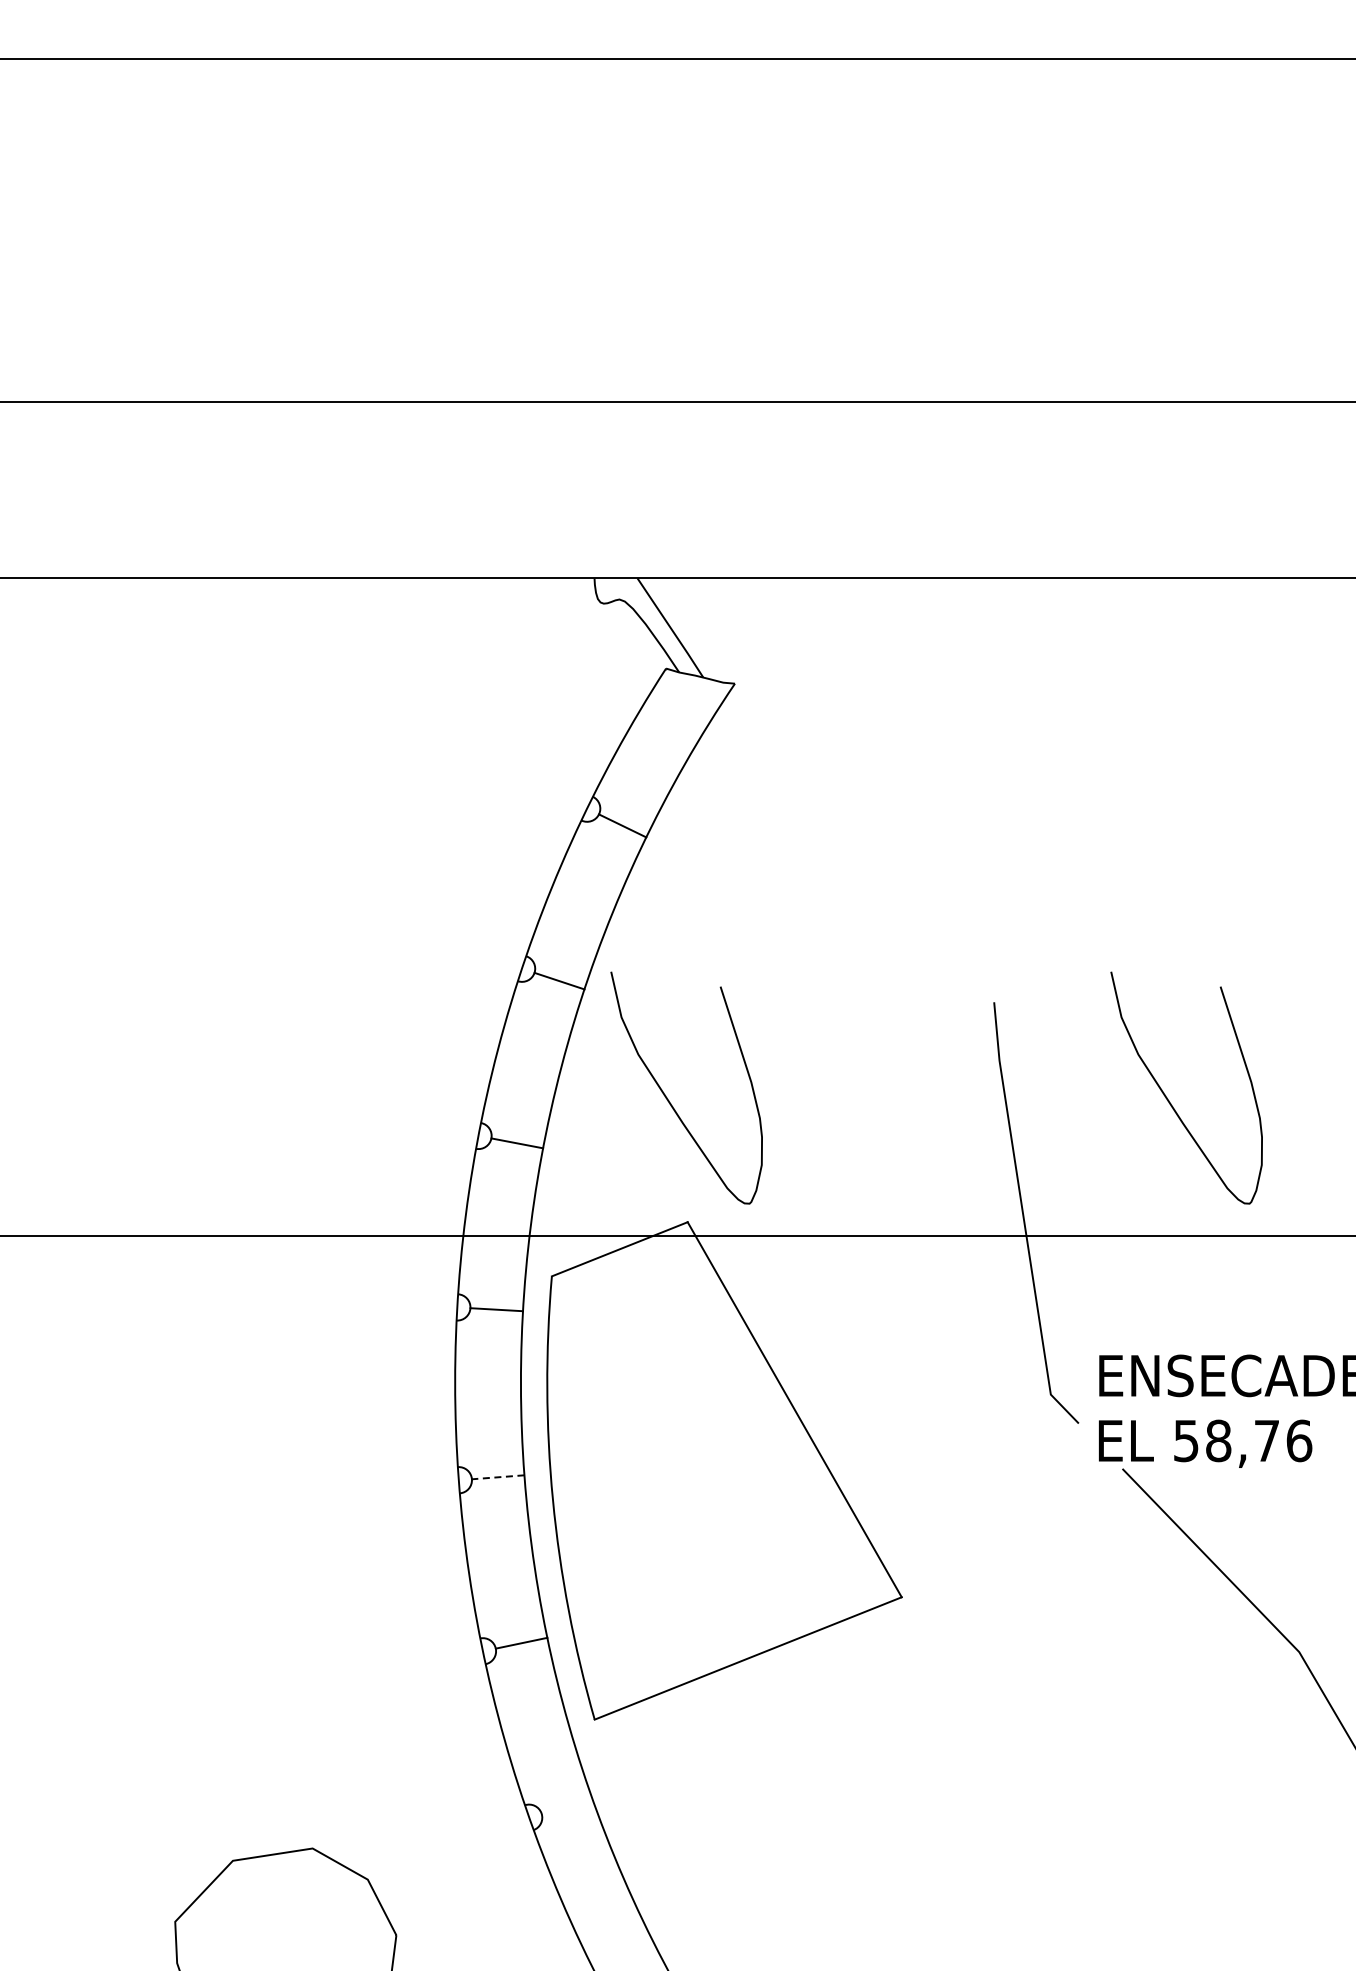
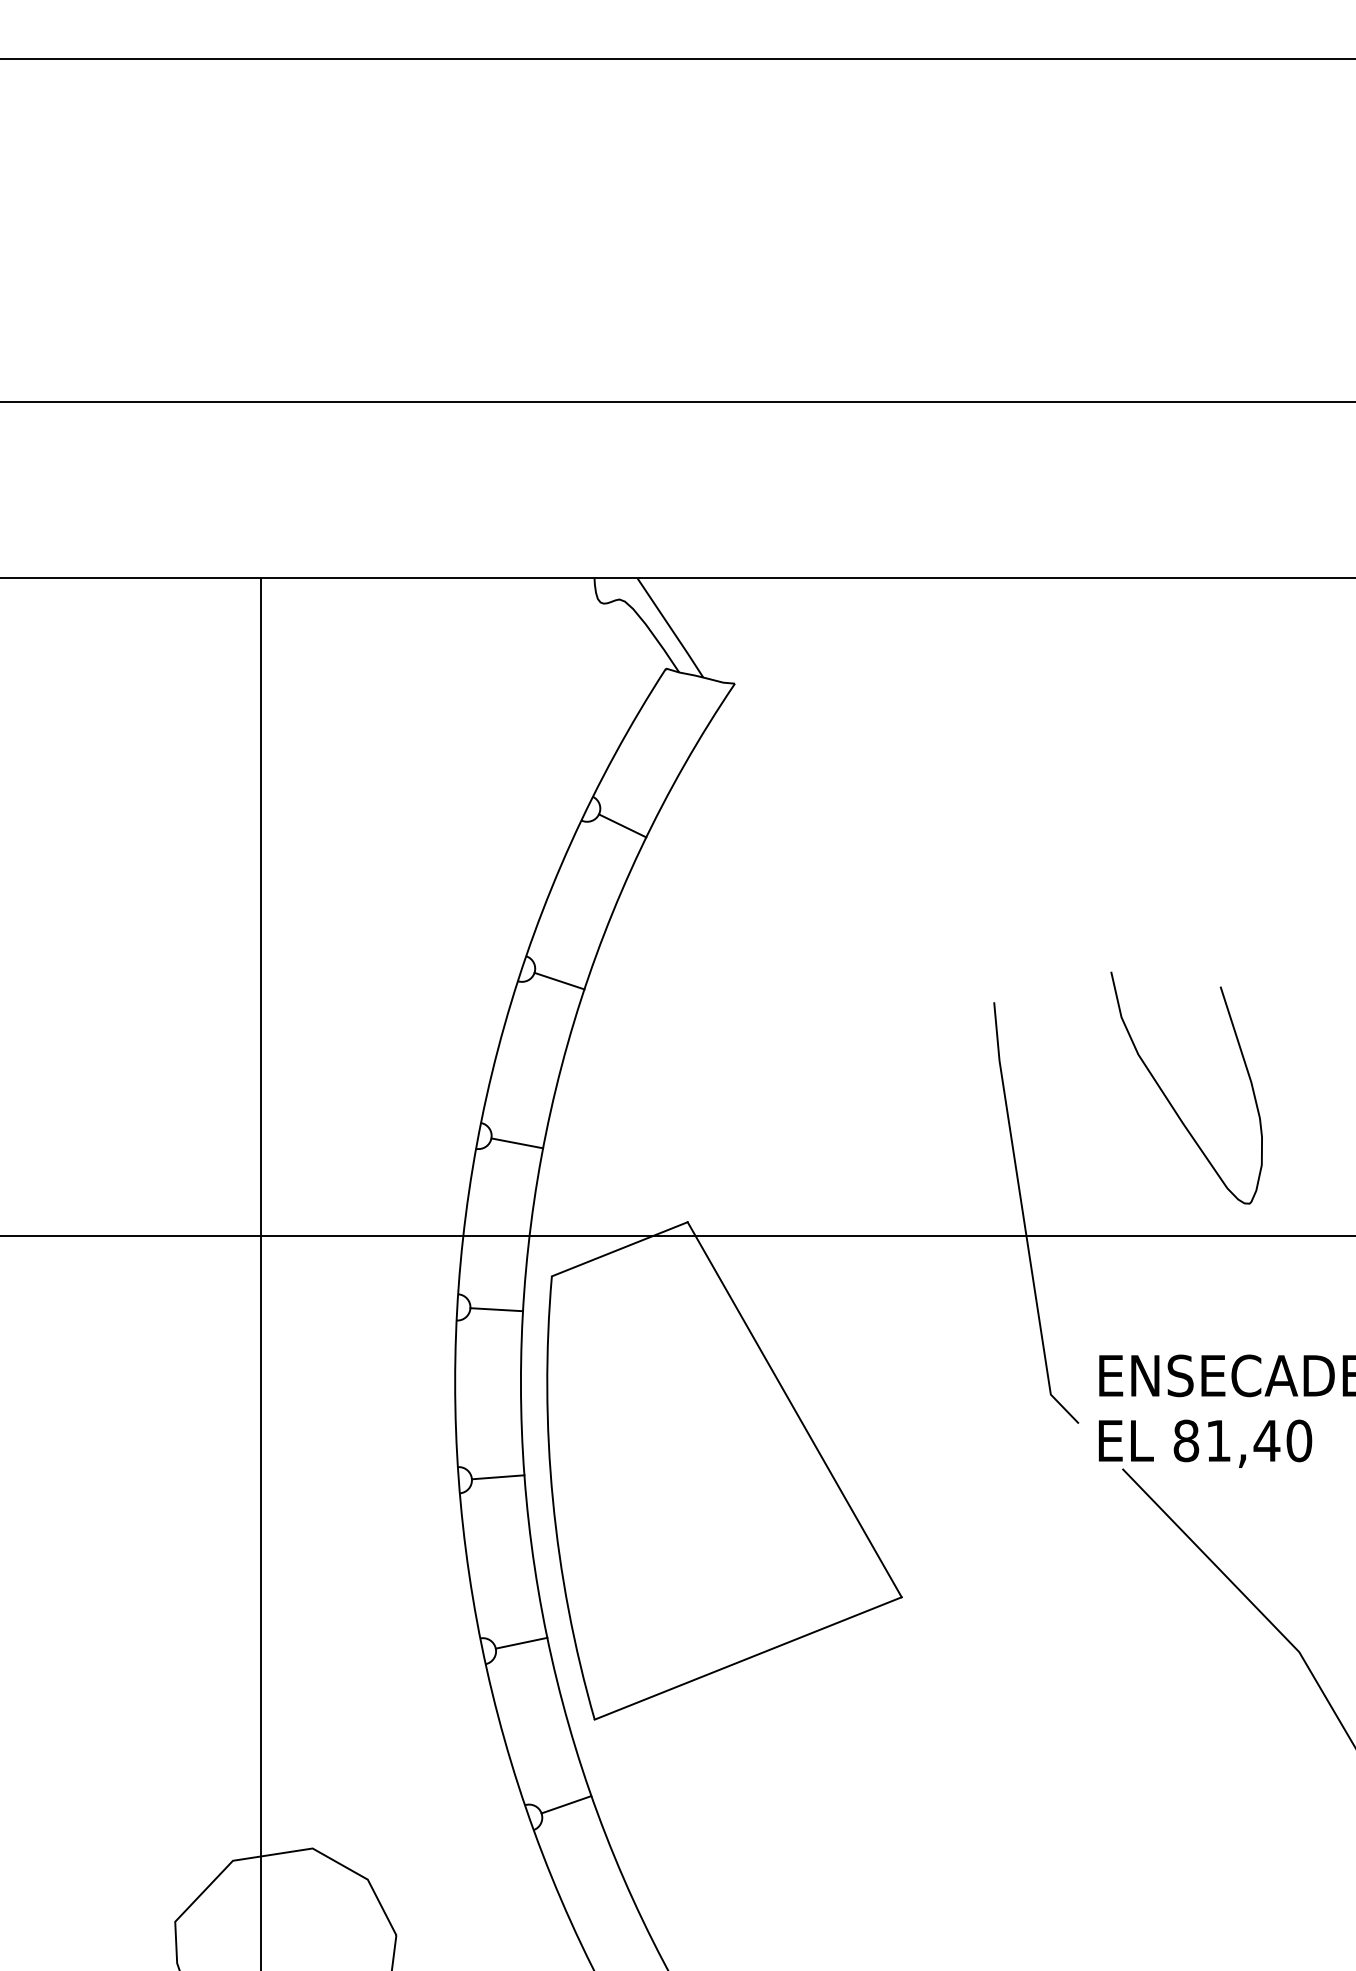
curve: present -> none (669, 1100)
line: none -> present (260, 1272)
text: 58,76 -> 81,40 (1242, 1440)
line: dashed -> solid (497, 1477)
line: none -> present (566, 1804)
